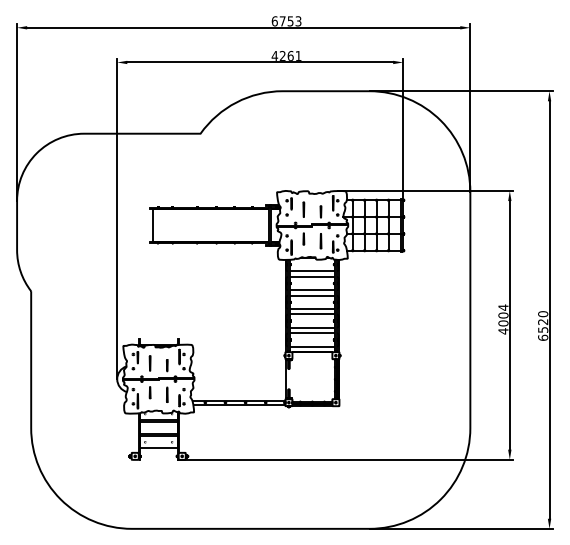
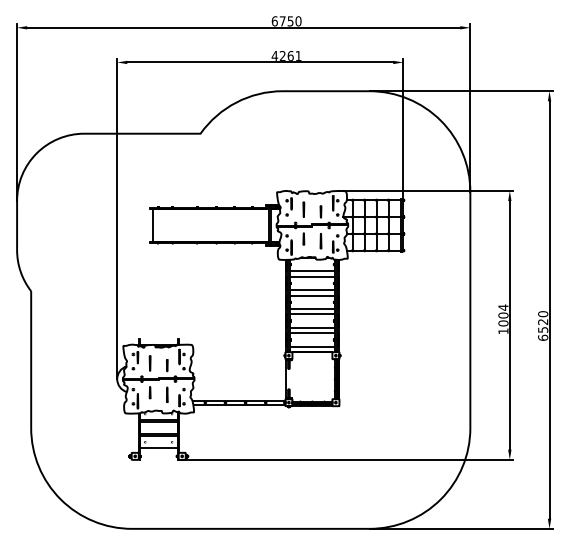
text: 6753 -> 6750 (298, 21)
text: 4004 -> 1004 (503, 331)
